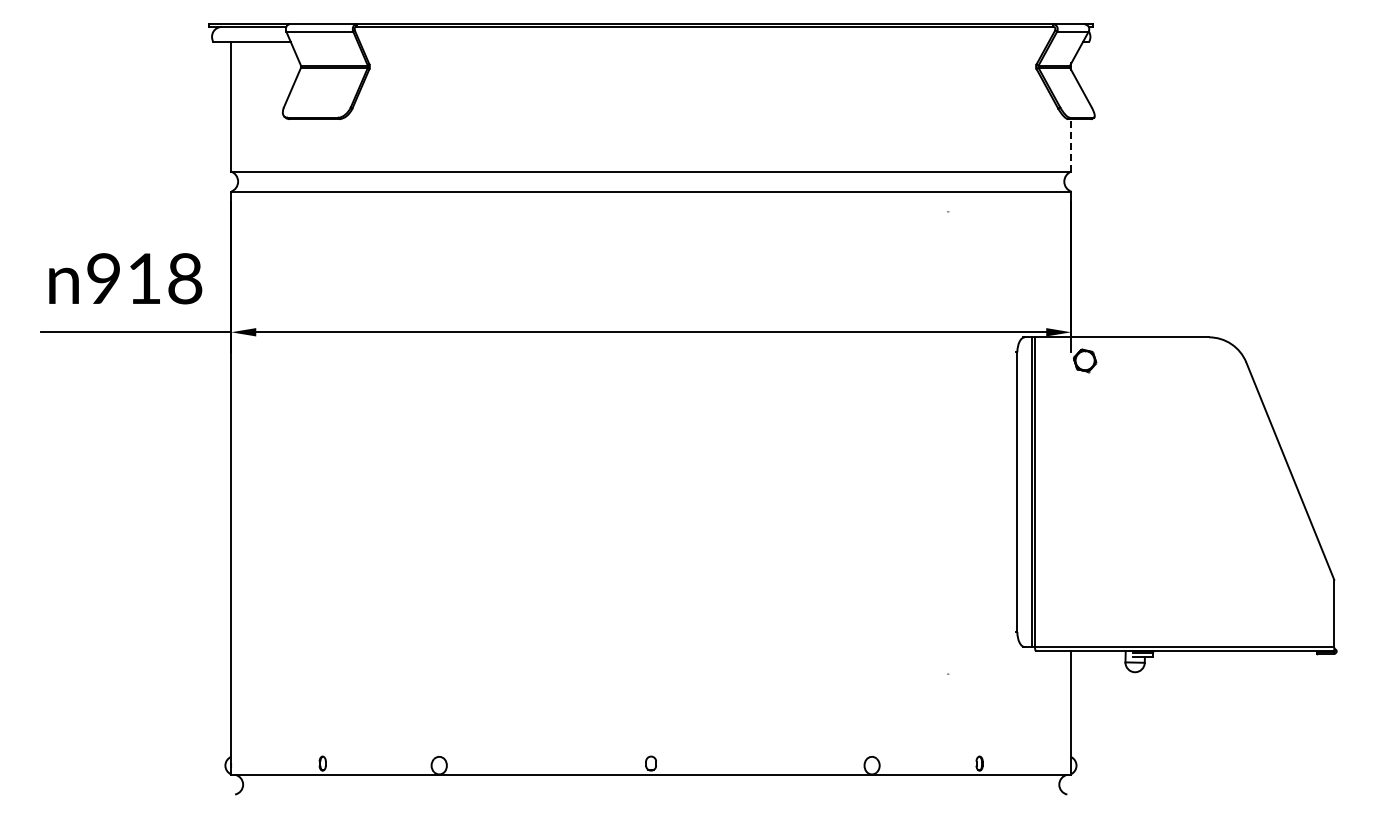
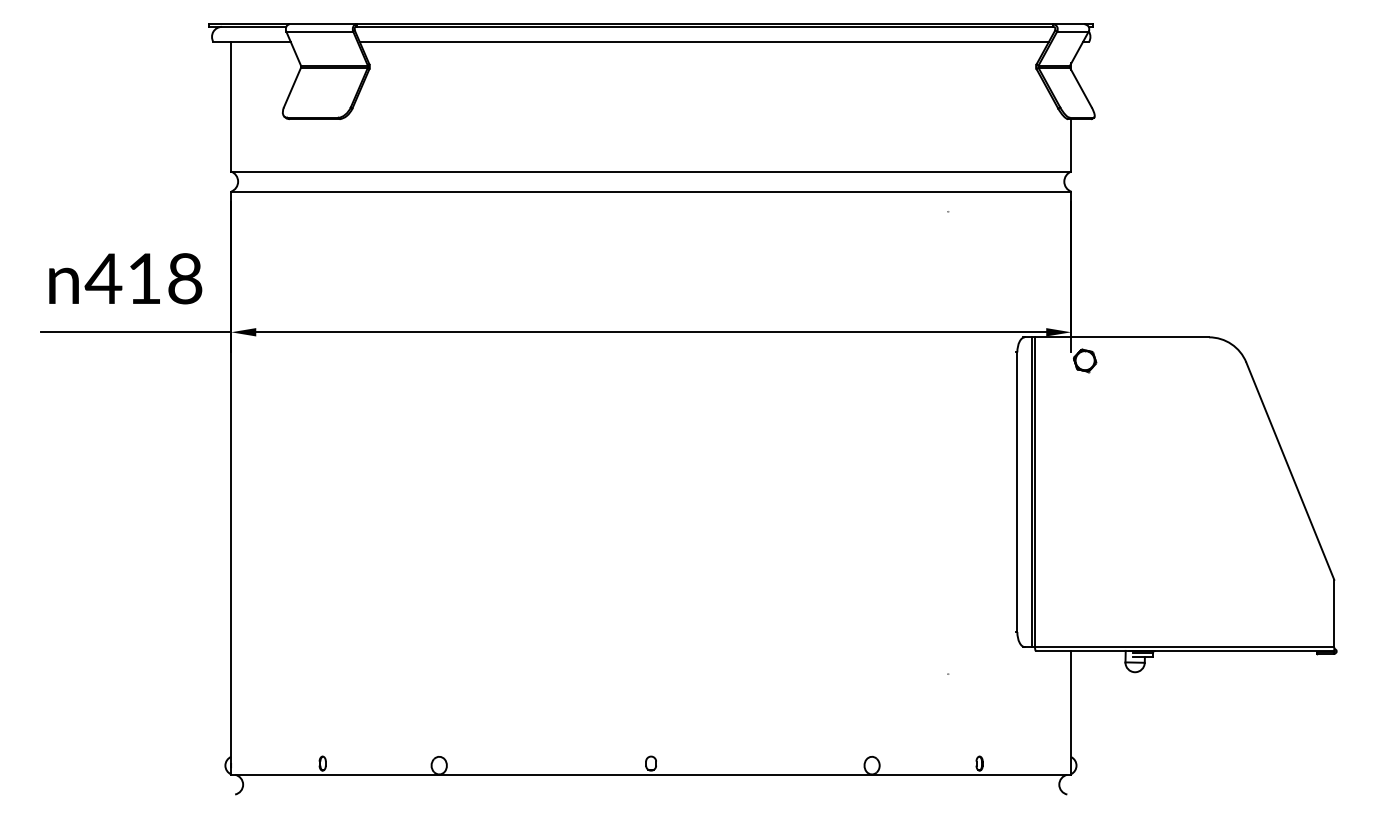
line: none -> present (703, 41)
line: dashed -> solid (1071, 144)
text: 918 -> 418 (103, 278)
